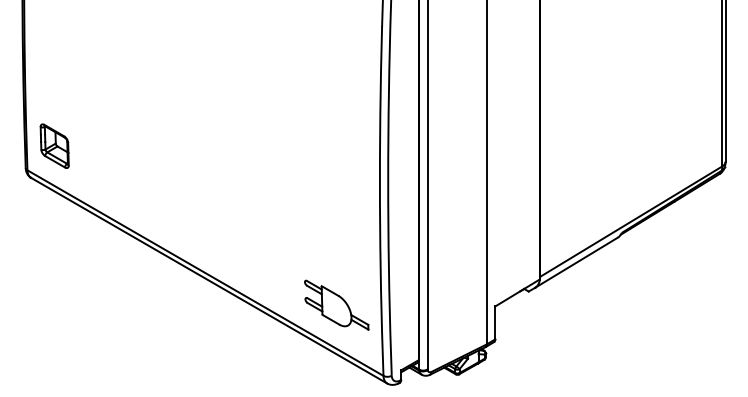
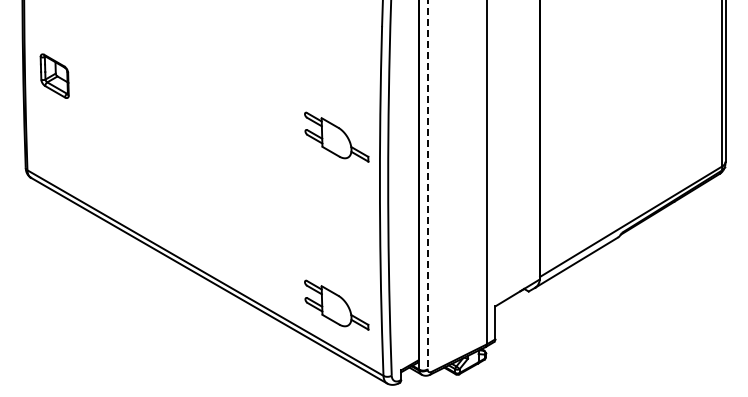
part: none -> present (336, 136)
part position: (54, 145) -> (54, 75) (54, 75)
line: solid -> dashed (427, 185)
